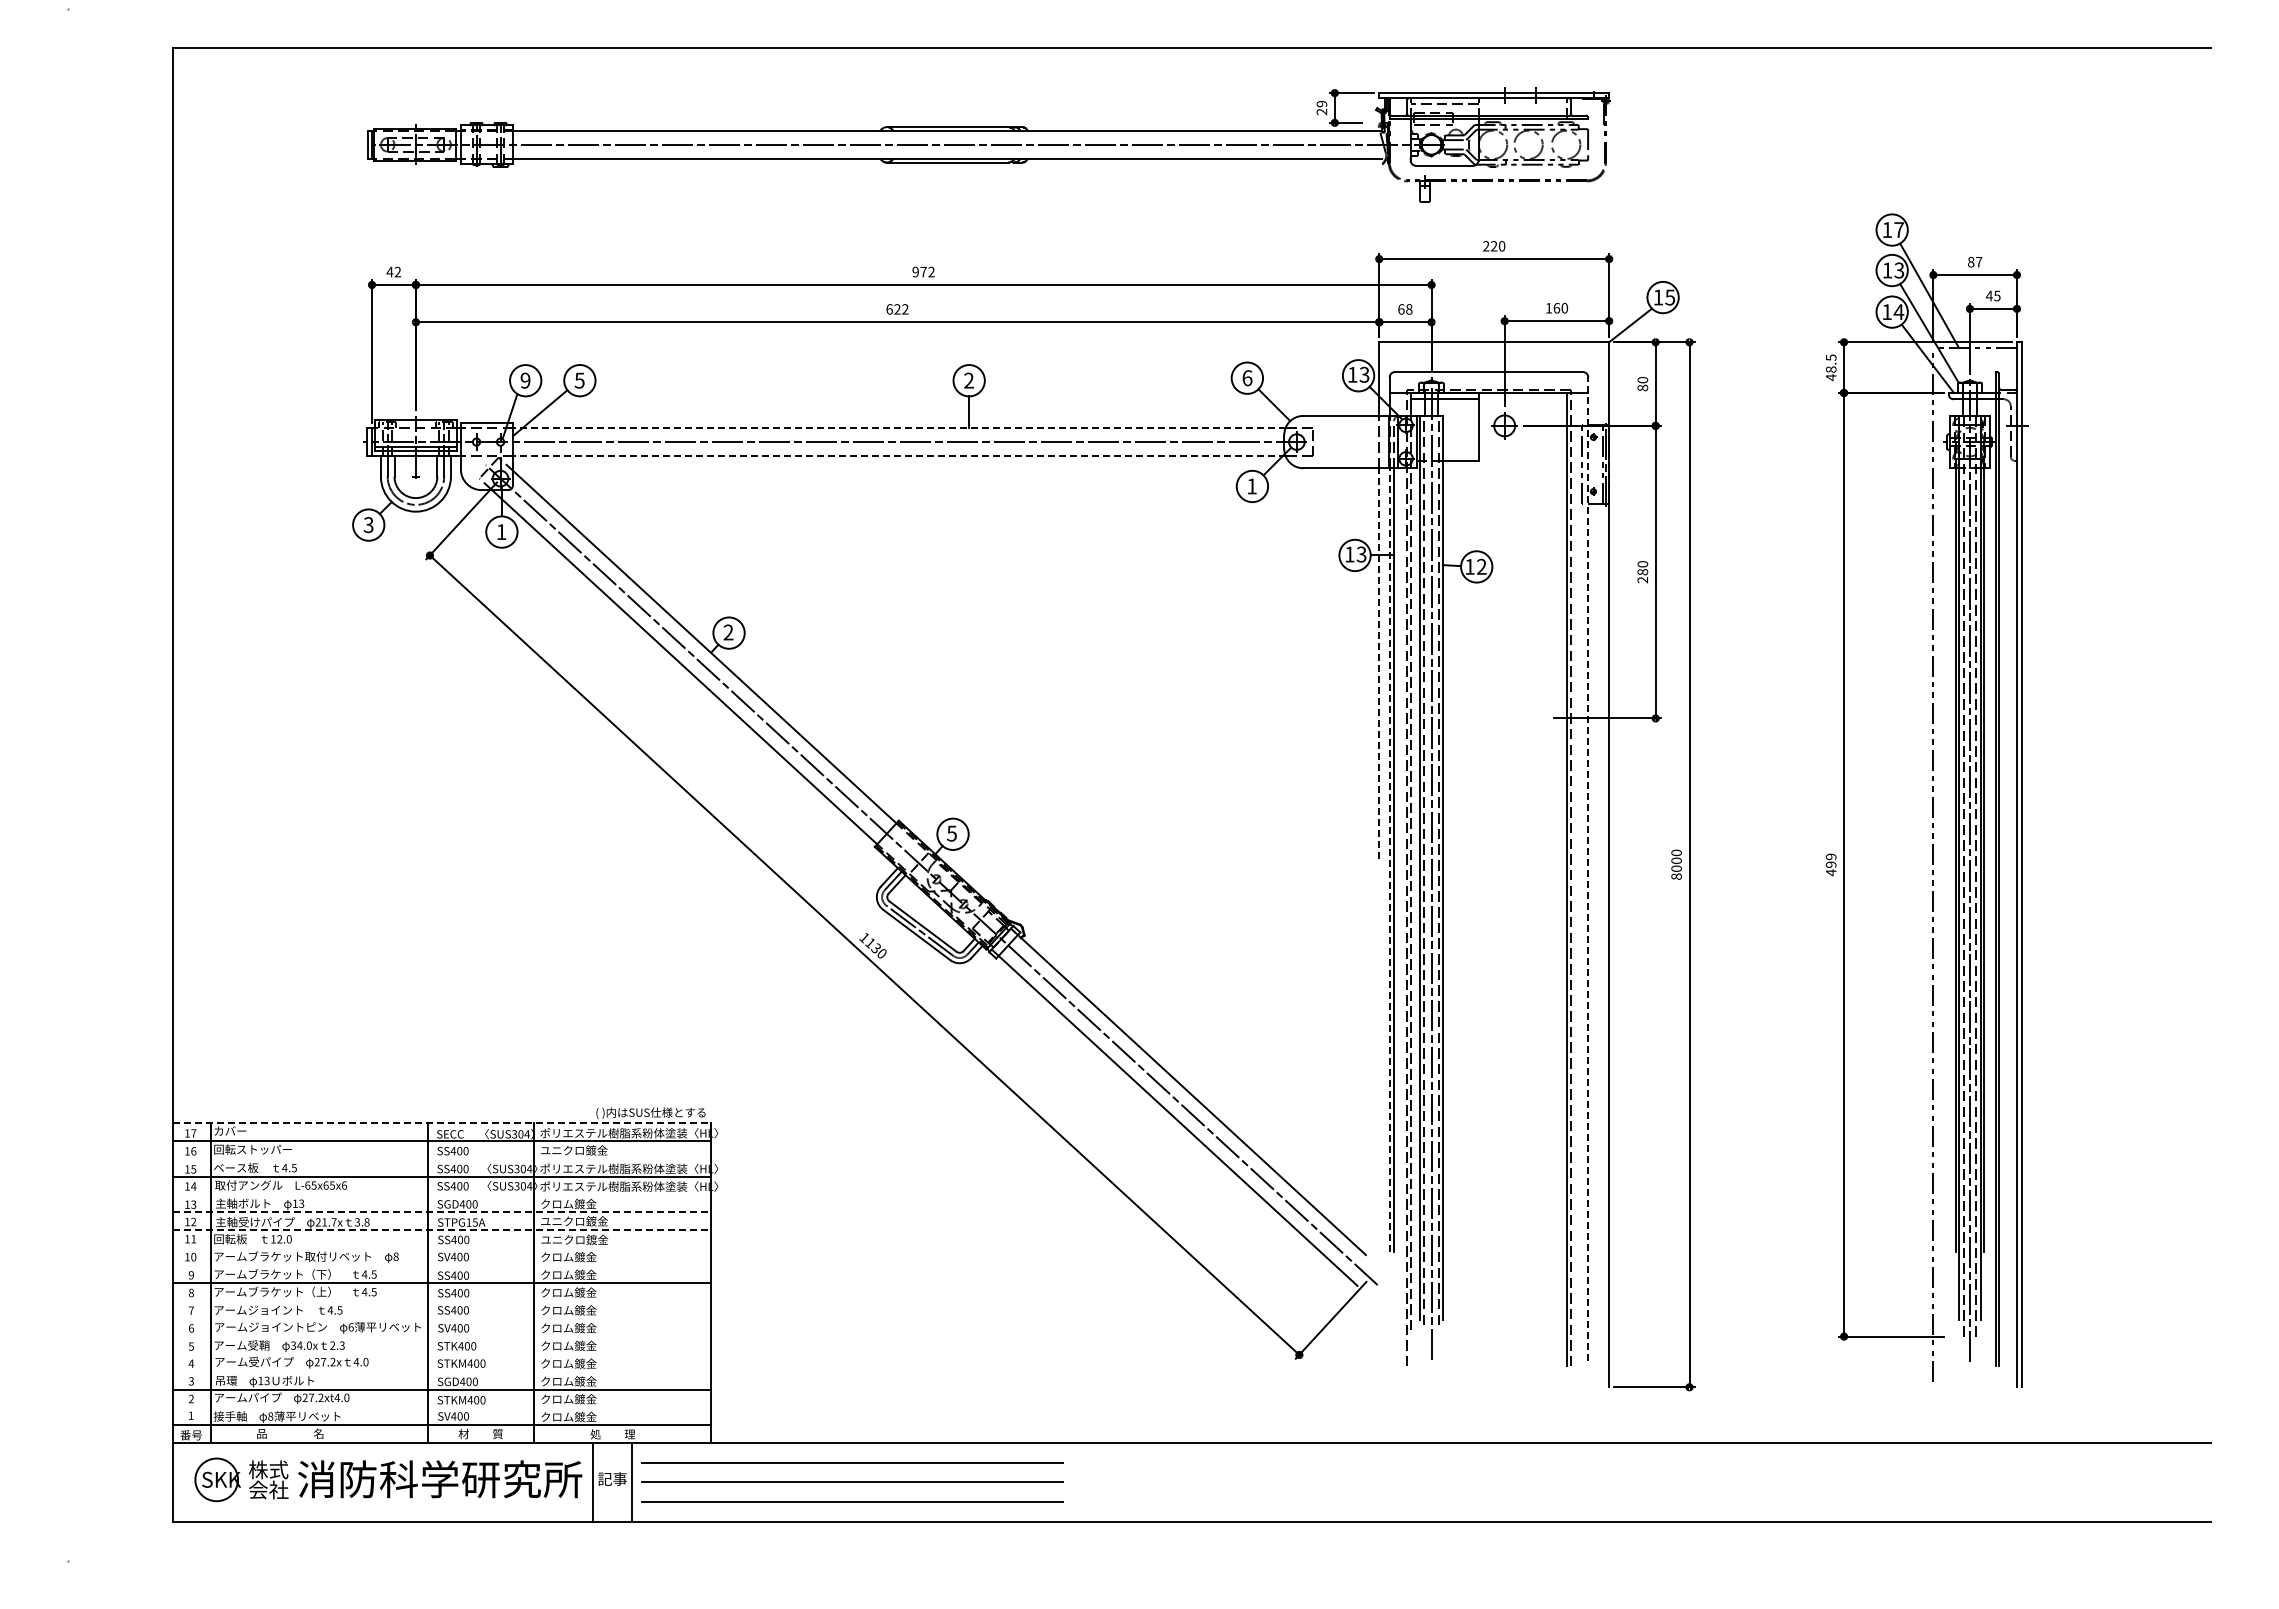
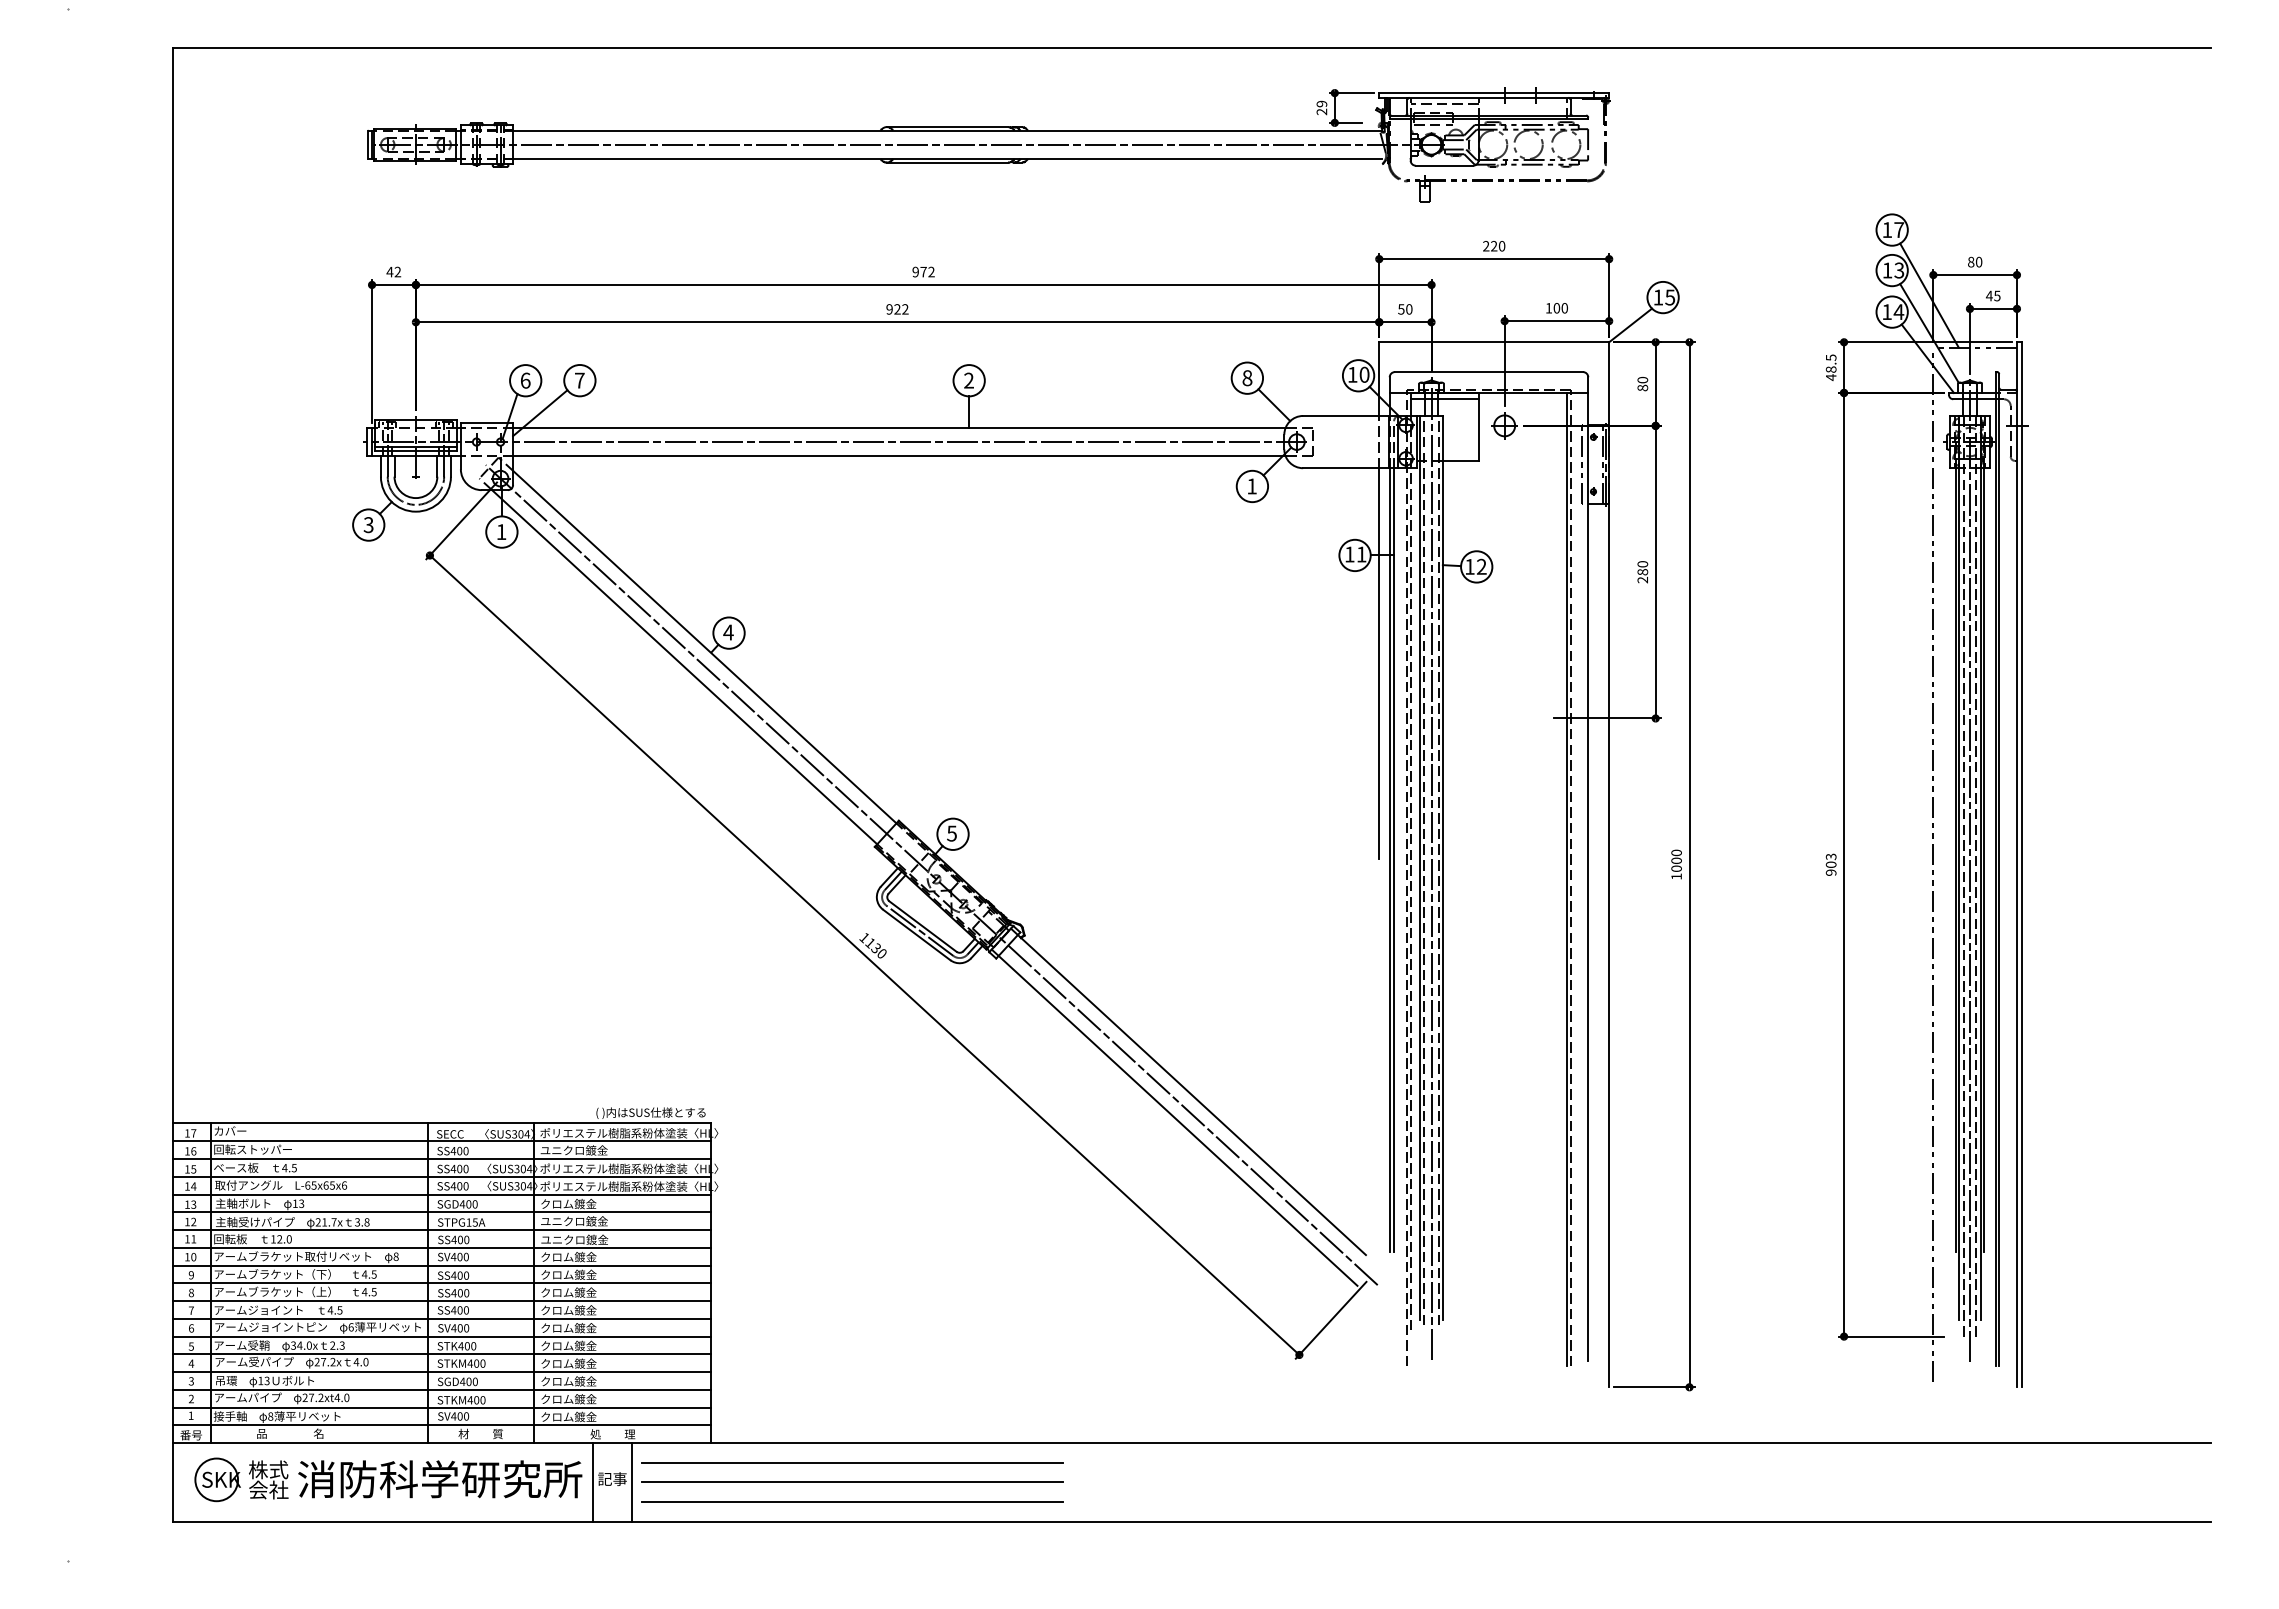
text: 87 -> 80 (1978, 261)
text: 160 -> 100 (1556, 308)
text: 622 -> 922 (889, 309)
text: 68 -> 50 (1405, 309)
text: 13 -> 10 (1364, 374)
text: 6 -> 8 (1247, 378)
text: 9 -> 6 (525, 380)
text: 5 -> 7 (579, 380)
line: dashed -> solid (898, 427)
line: dashed -> solid (898, 456)
text: 13 -> 11 (1361, 554)
text: 2 -> 4 (728, 632)
line: dashed -> solid (1379, 662)
line: dashed -> solid (1389, 860)
text: 499 -> 903 (1830, 864)
line: dashed -> solid (1588, 869)
text: 8000 -> 1000 (1676, 876)
line: dashed -> solid (442, 1123)
line: none -> present (441, 1159)
line: none -> present (441, 1194)
line: dashed -> solid (442, 1212)
line: dashed -> solid (442, 1230)
line: none -> present (441, 1247)
line: none -> present (441, 1265)
line: none -> present (441, 1301)
line: none -> present (441, 1318)
line: none -> present (441, 1336)
line: none -> present (441, 1354)
line: none -> present (441, 1372)
line: none -> present (441, 1407)
